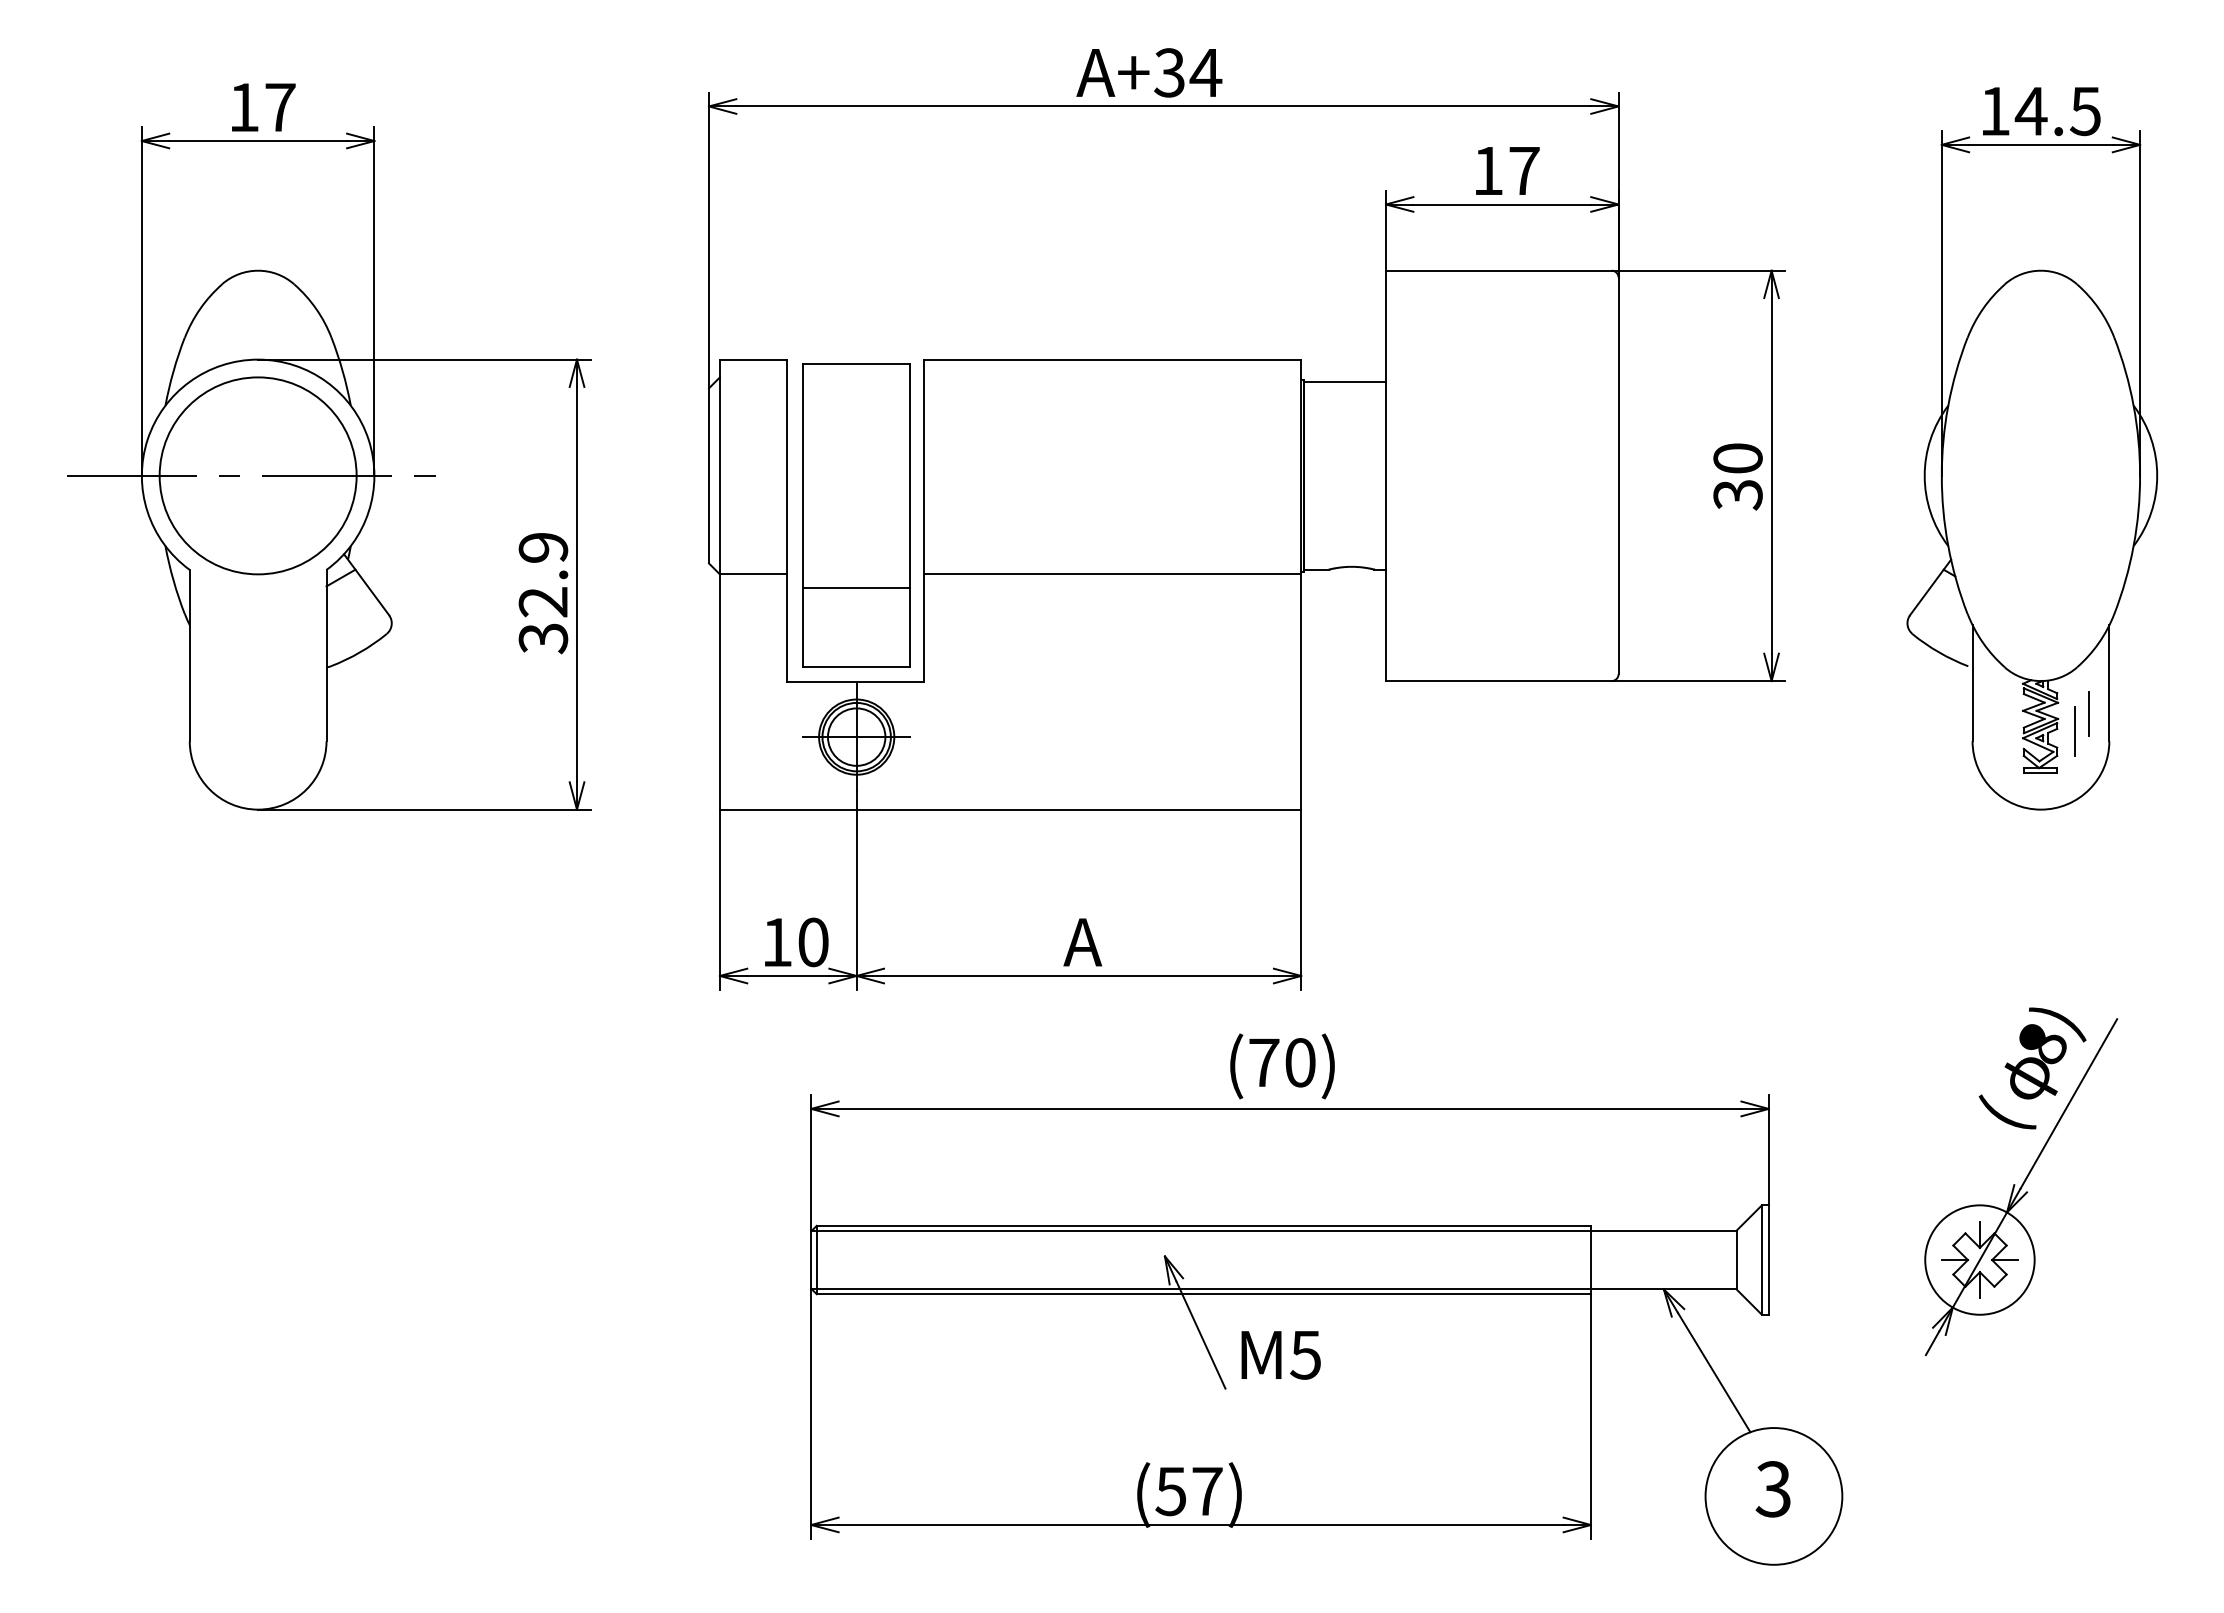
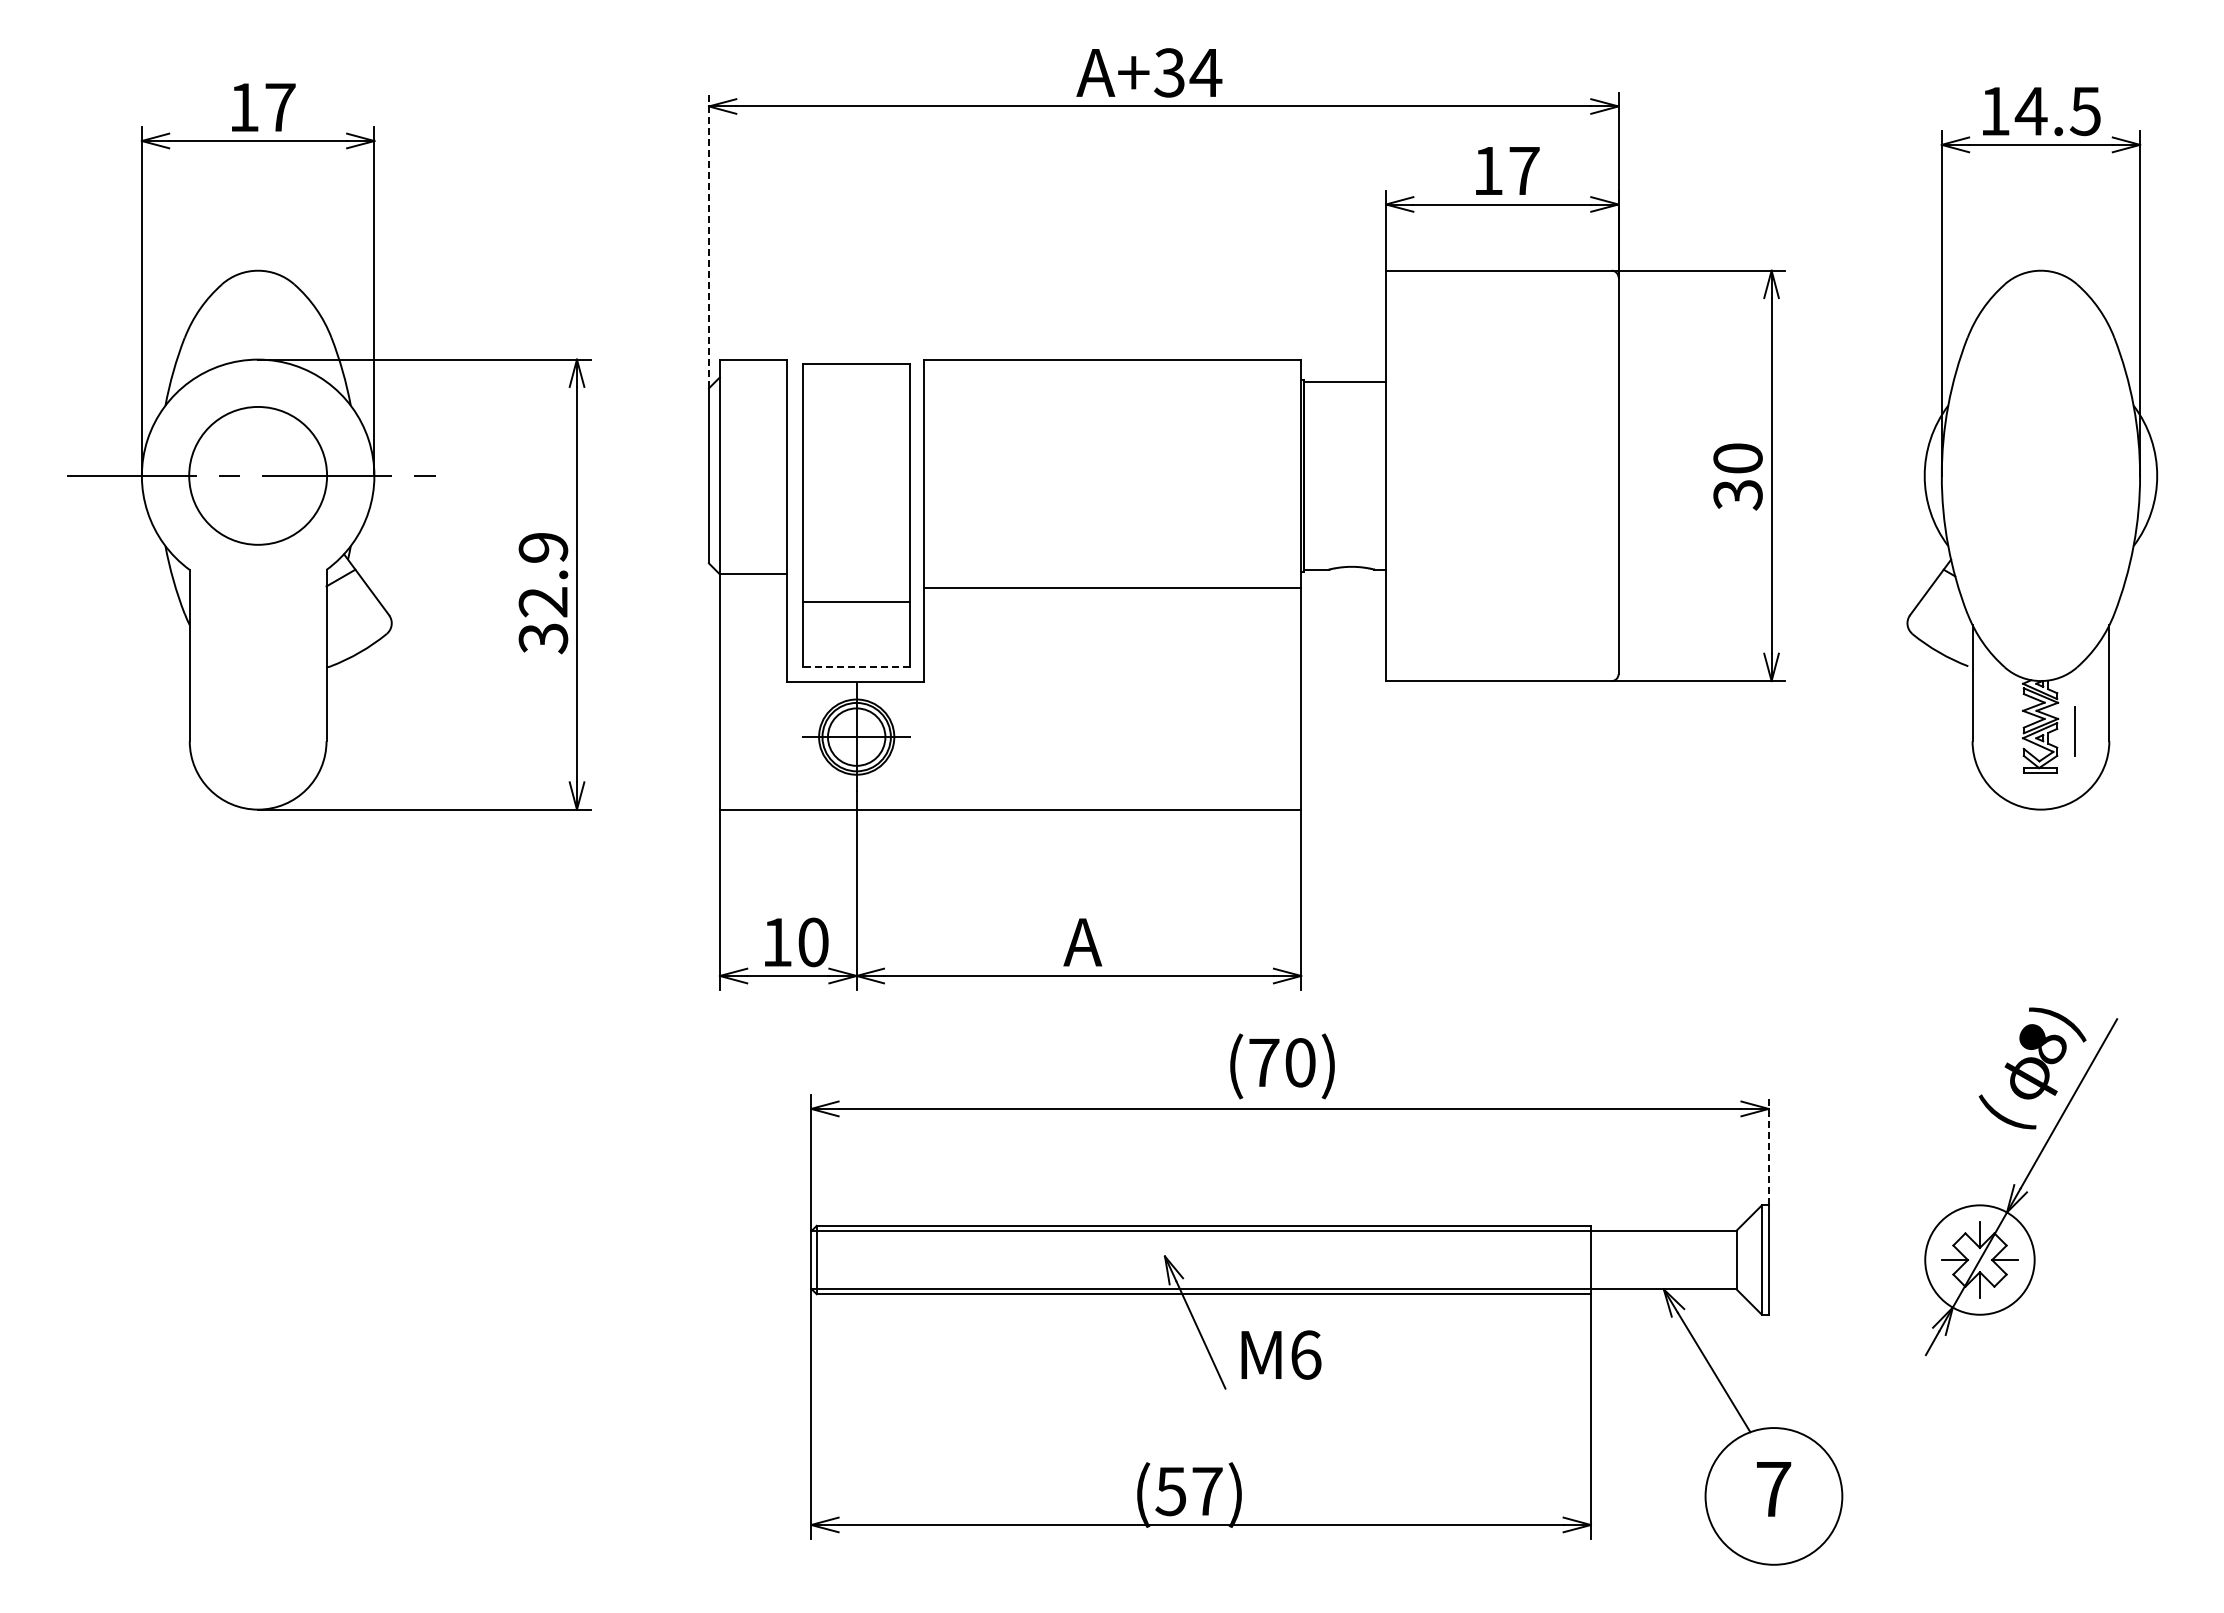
line: solid -> dashed (708, 240)
circle diameter: 197 px -> 138 px (258, 475)
line position: (1112, 574) -> (1112, 588) (1112, 588)
line position: (856, 588) -> (856, 602) (856, 602)
line: solid -> dashed (856, 667)
line: present -> none (2088, 713)
line: solid -> dashed (1768, 1149)
text: M5 -> M6 (1305, 1354)
text: 3 -> 7 (1773, 1489)
